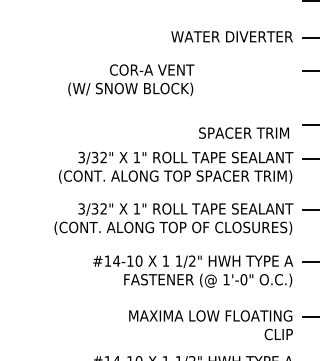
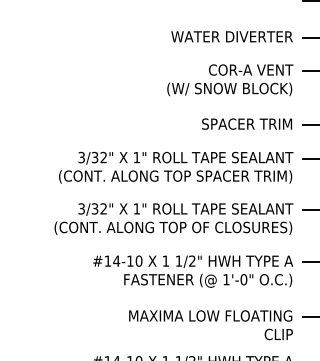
text position: (131, 80) -> (230, 80) (230, 80)
text position: (243, 132) -> (246, 123) (246, 123)
